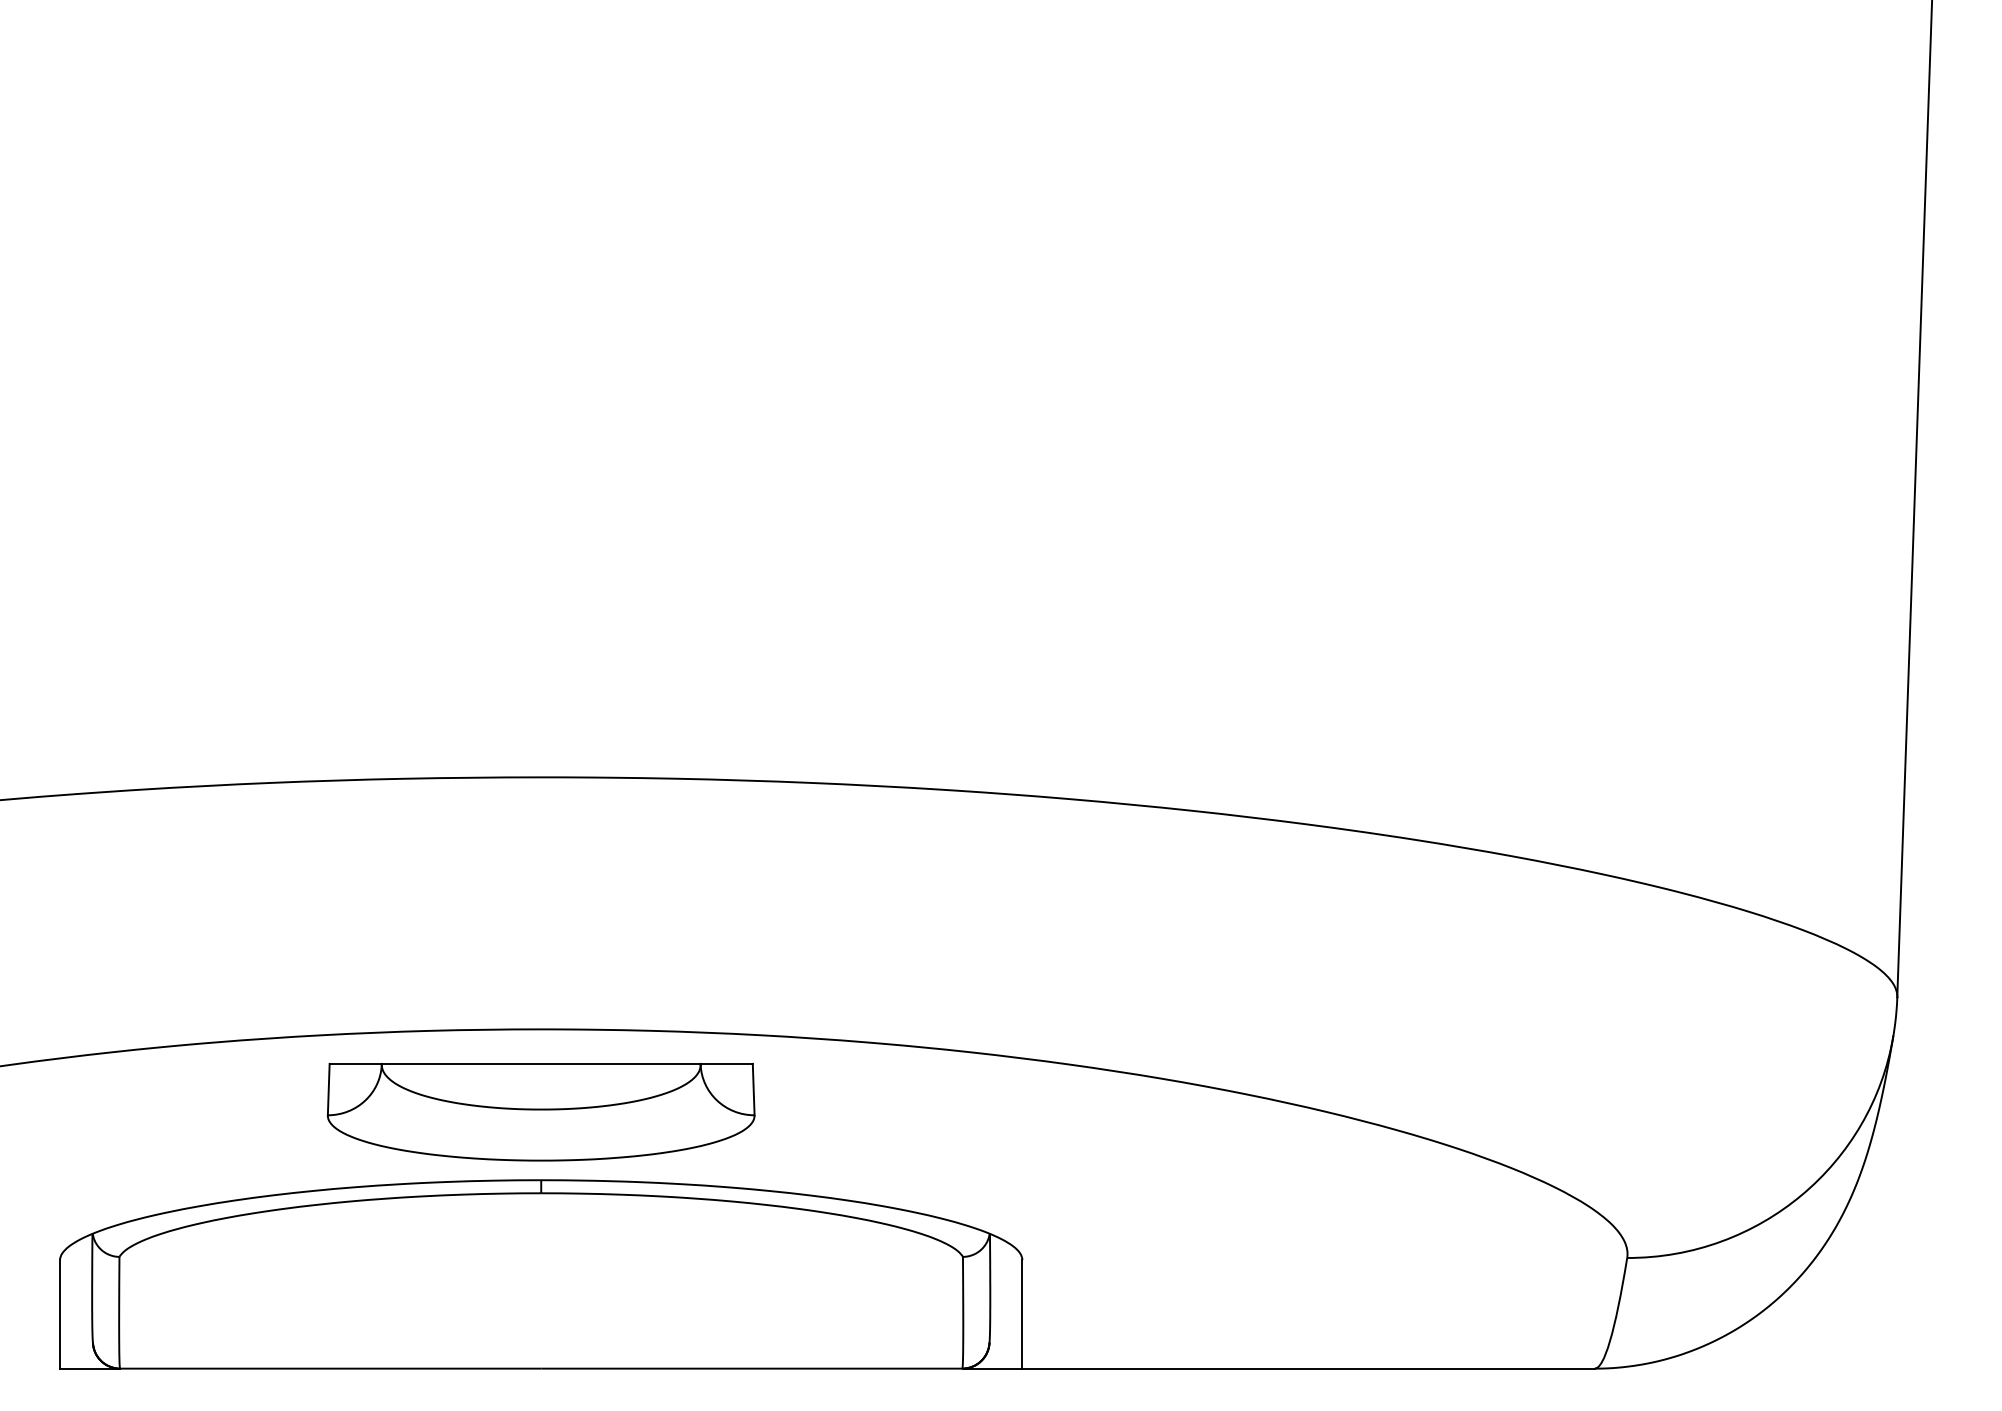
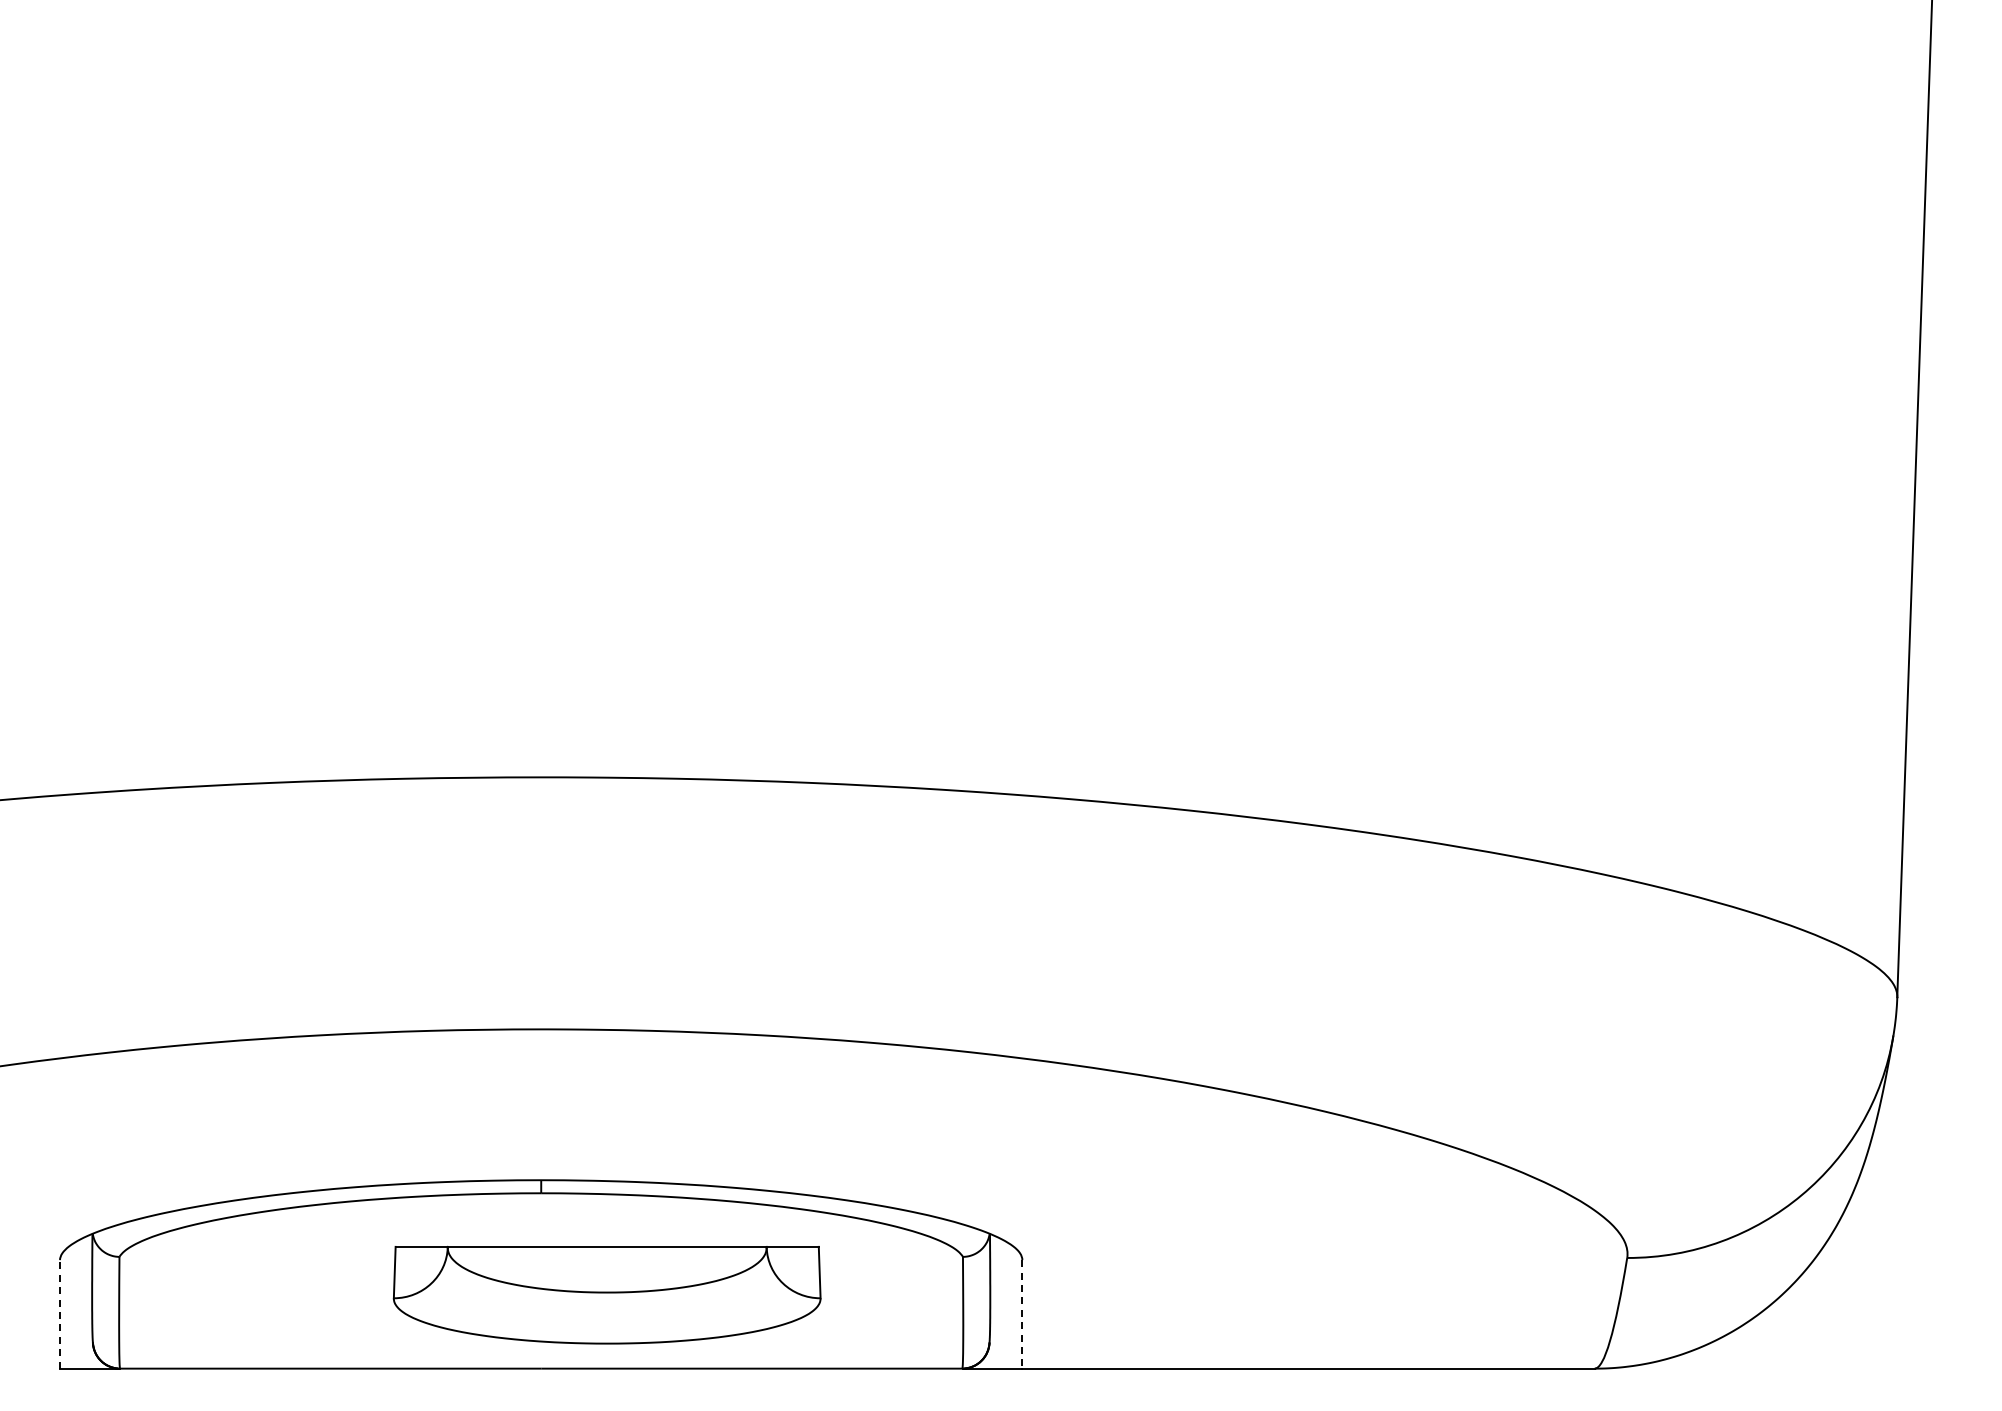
part position: (540, 1111) -> (606, 1294) (606, 1294)
line: solid -> dashed (60, 1313)
line: solid -> dashed (1022, 1314)
